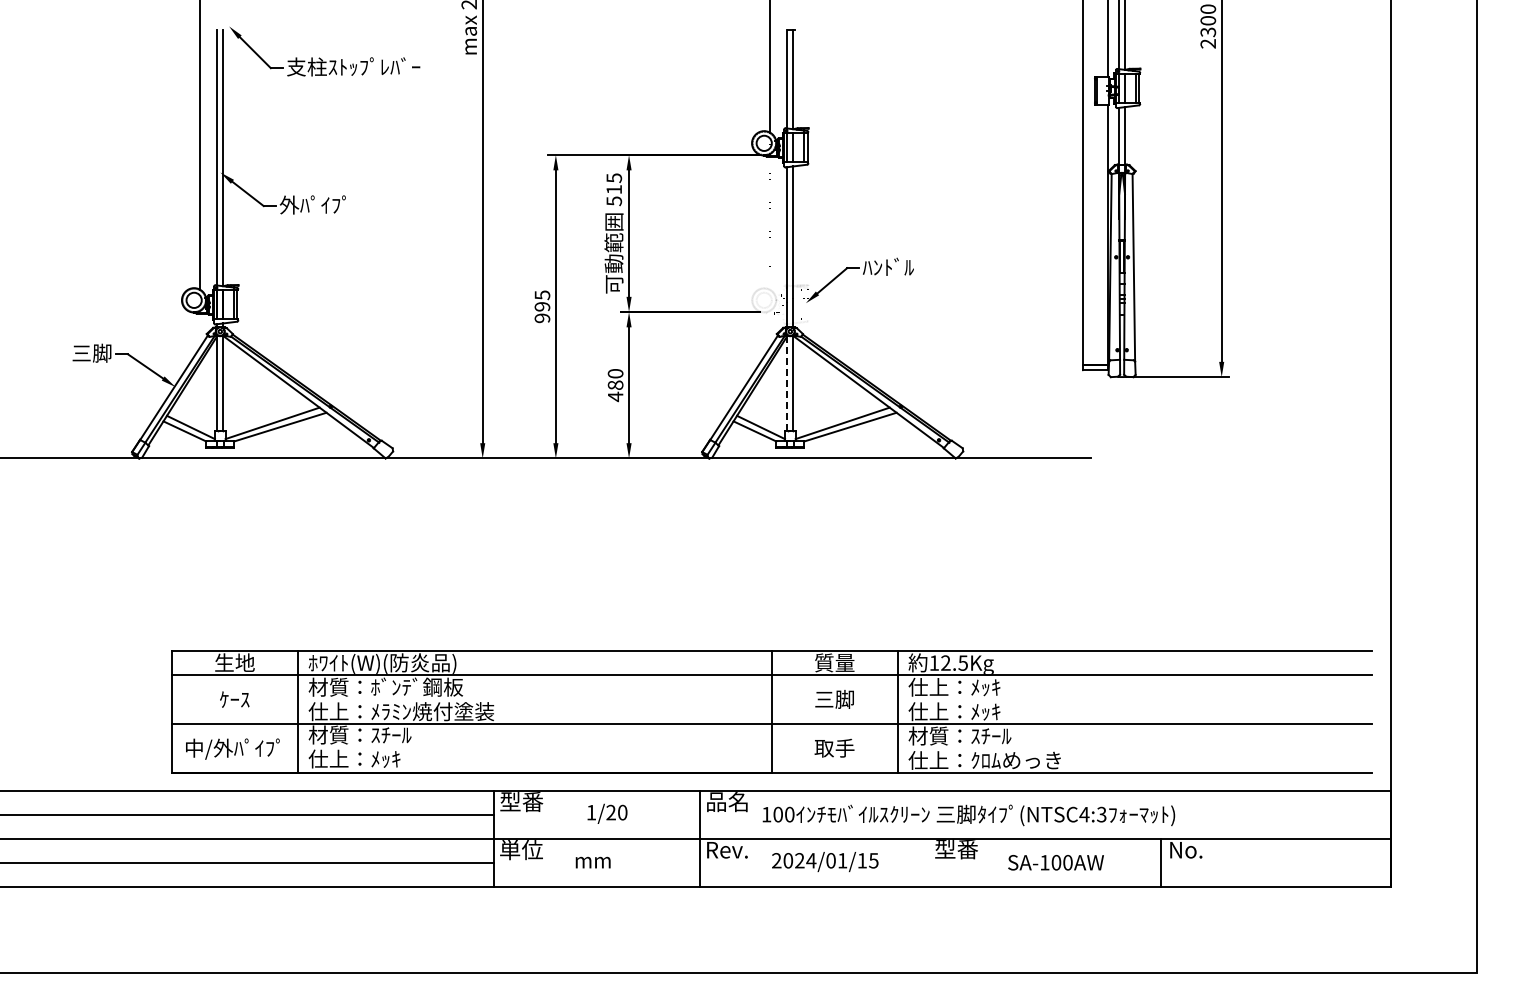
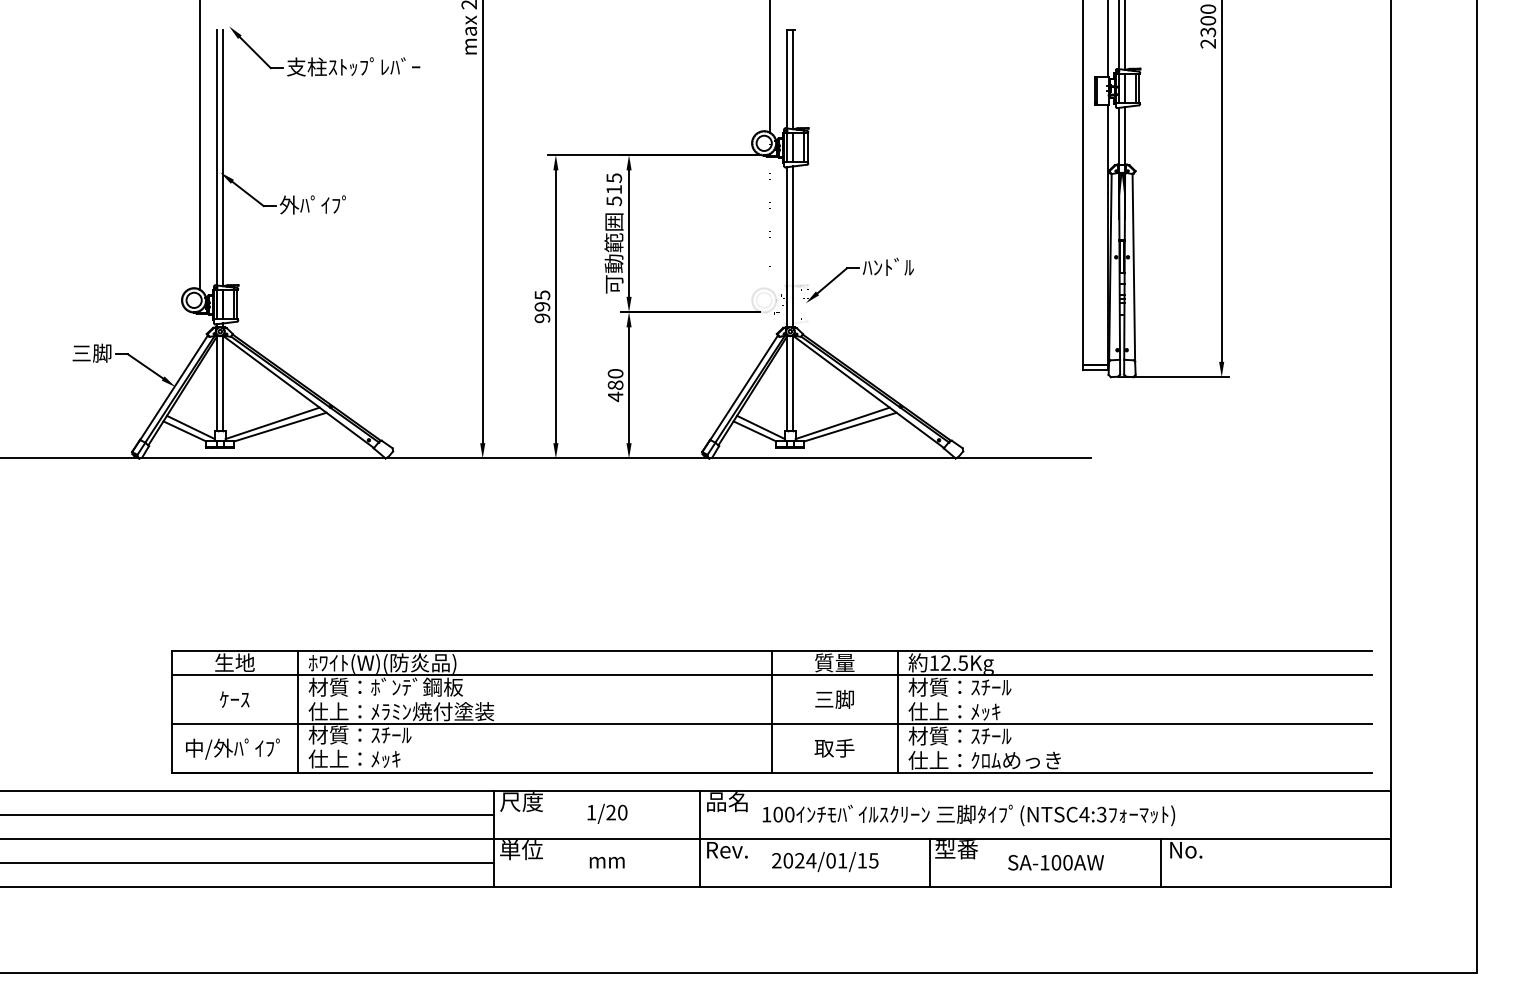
line: dashed -> solid (787, 382)
text: 仕上：ﾒｯｷ -> 材質：ｽﾁｰﾙ (959, 686)
text: 型番 -> 尺度 (521, 802)
text position: (592, 862) -> (606, 862) (606, 862)
line: none -> present (930, 862)
